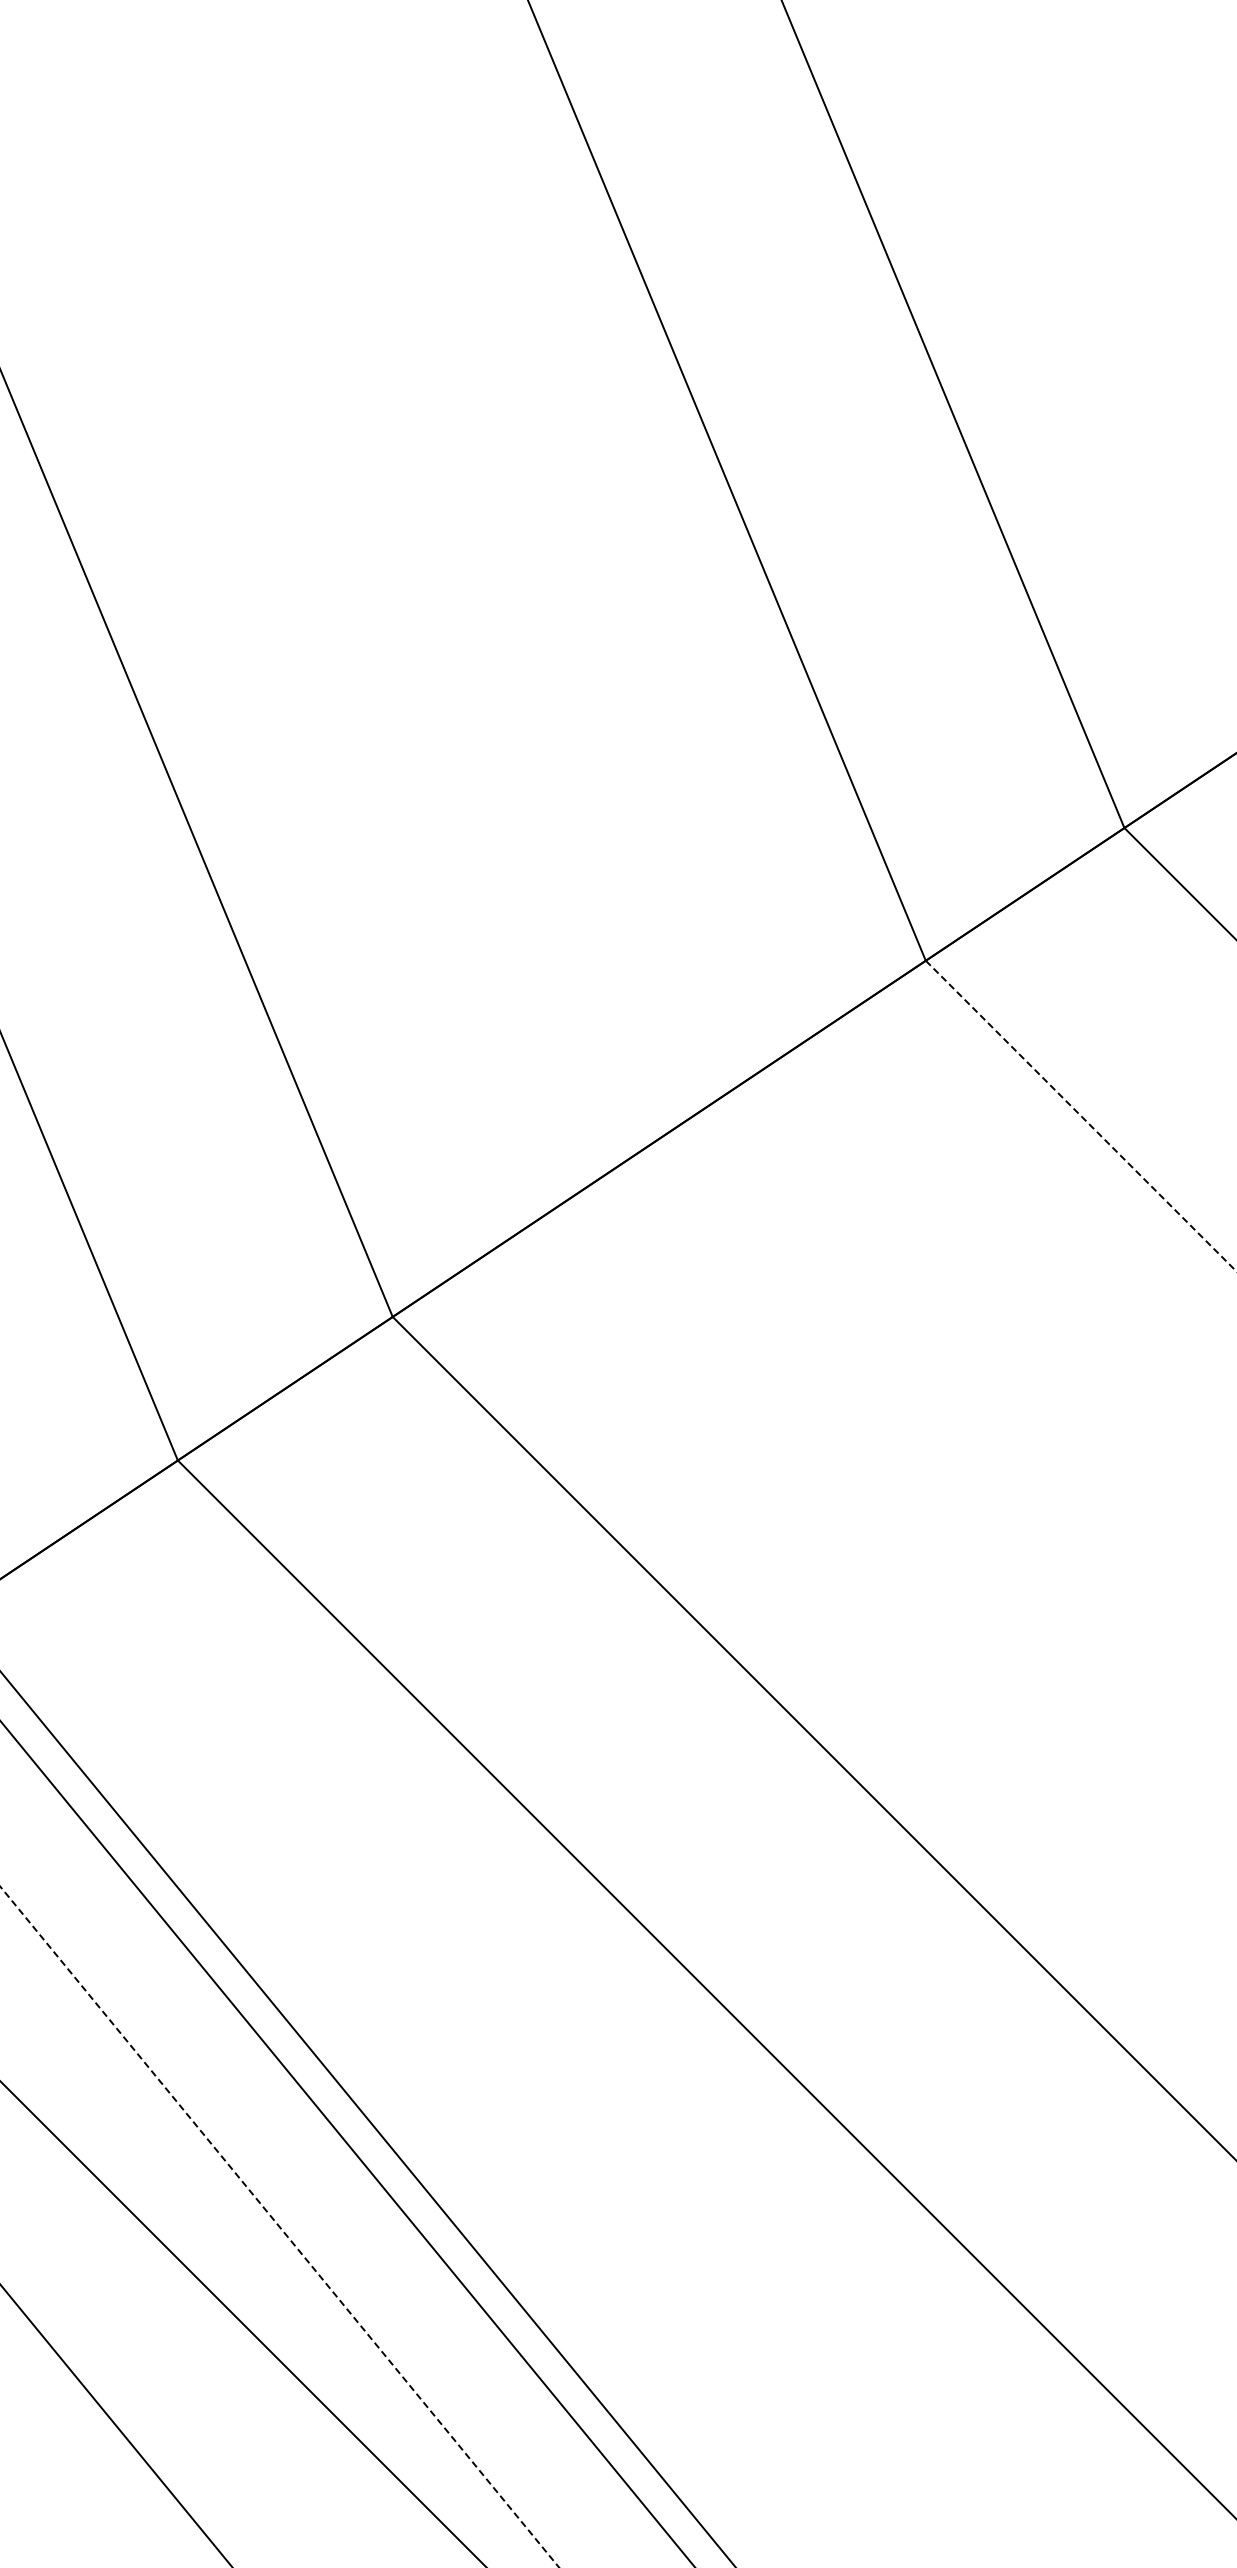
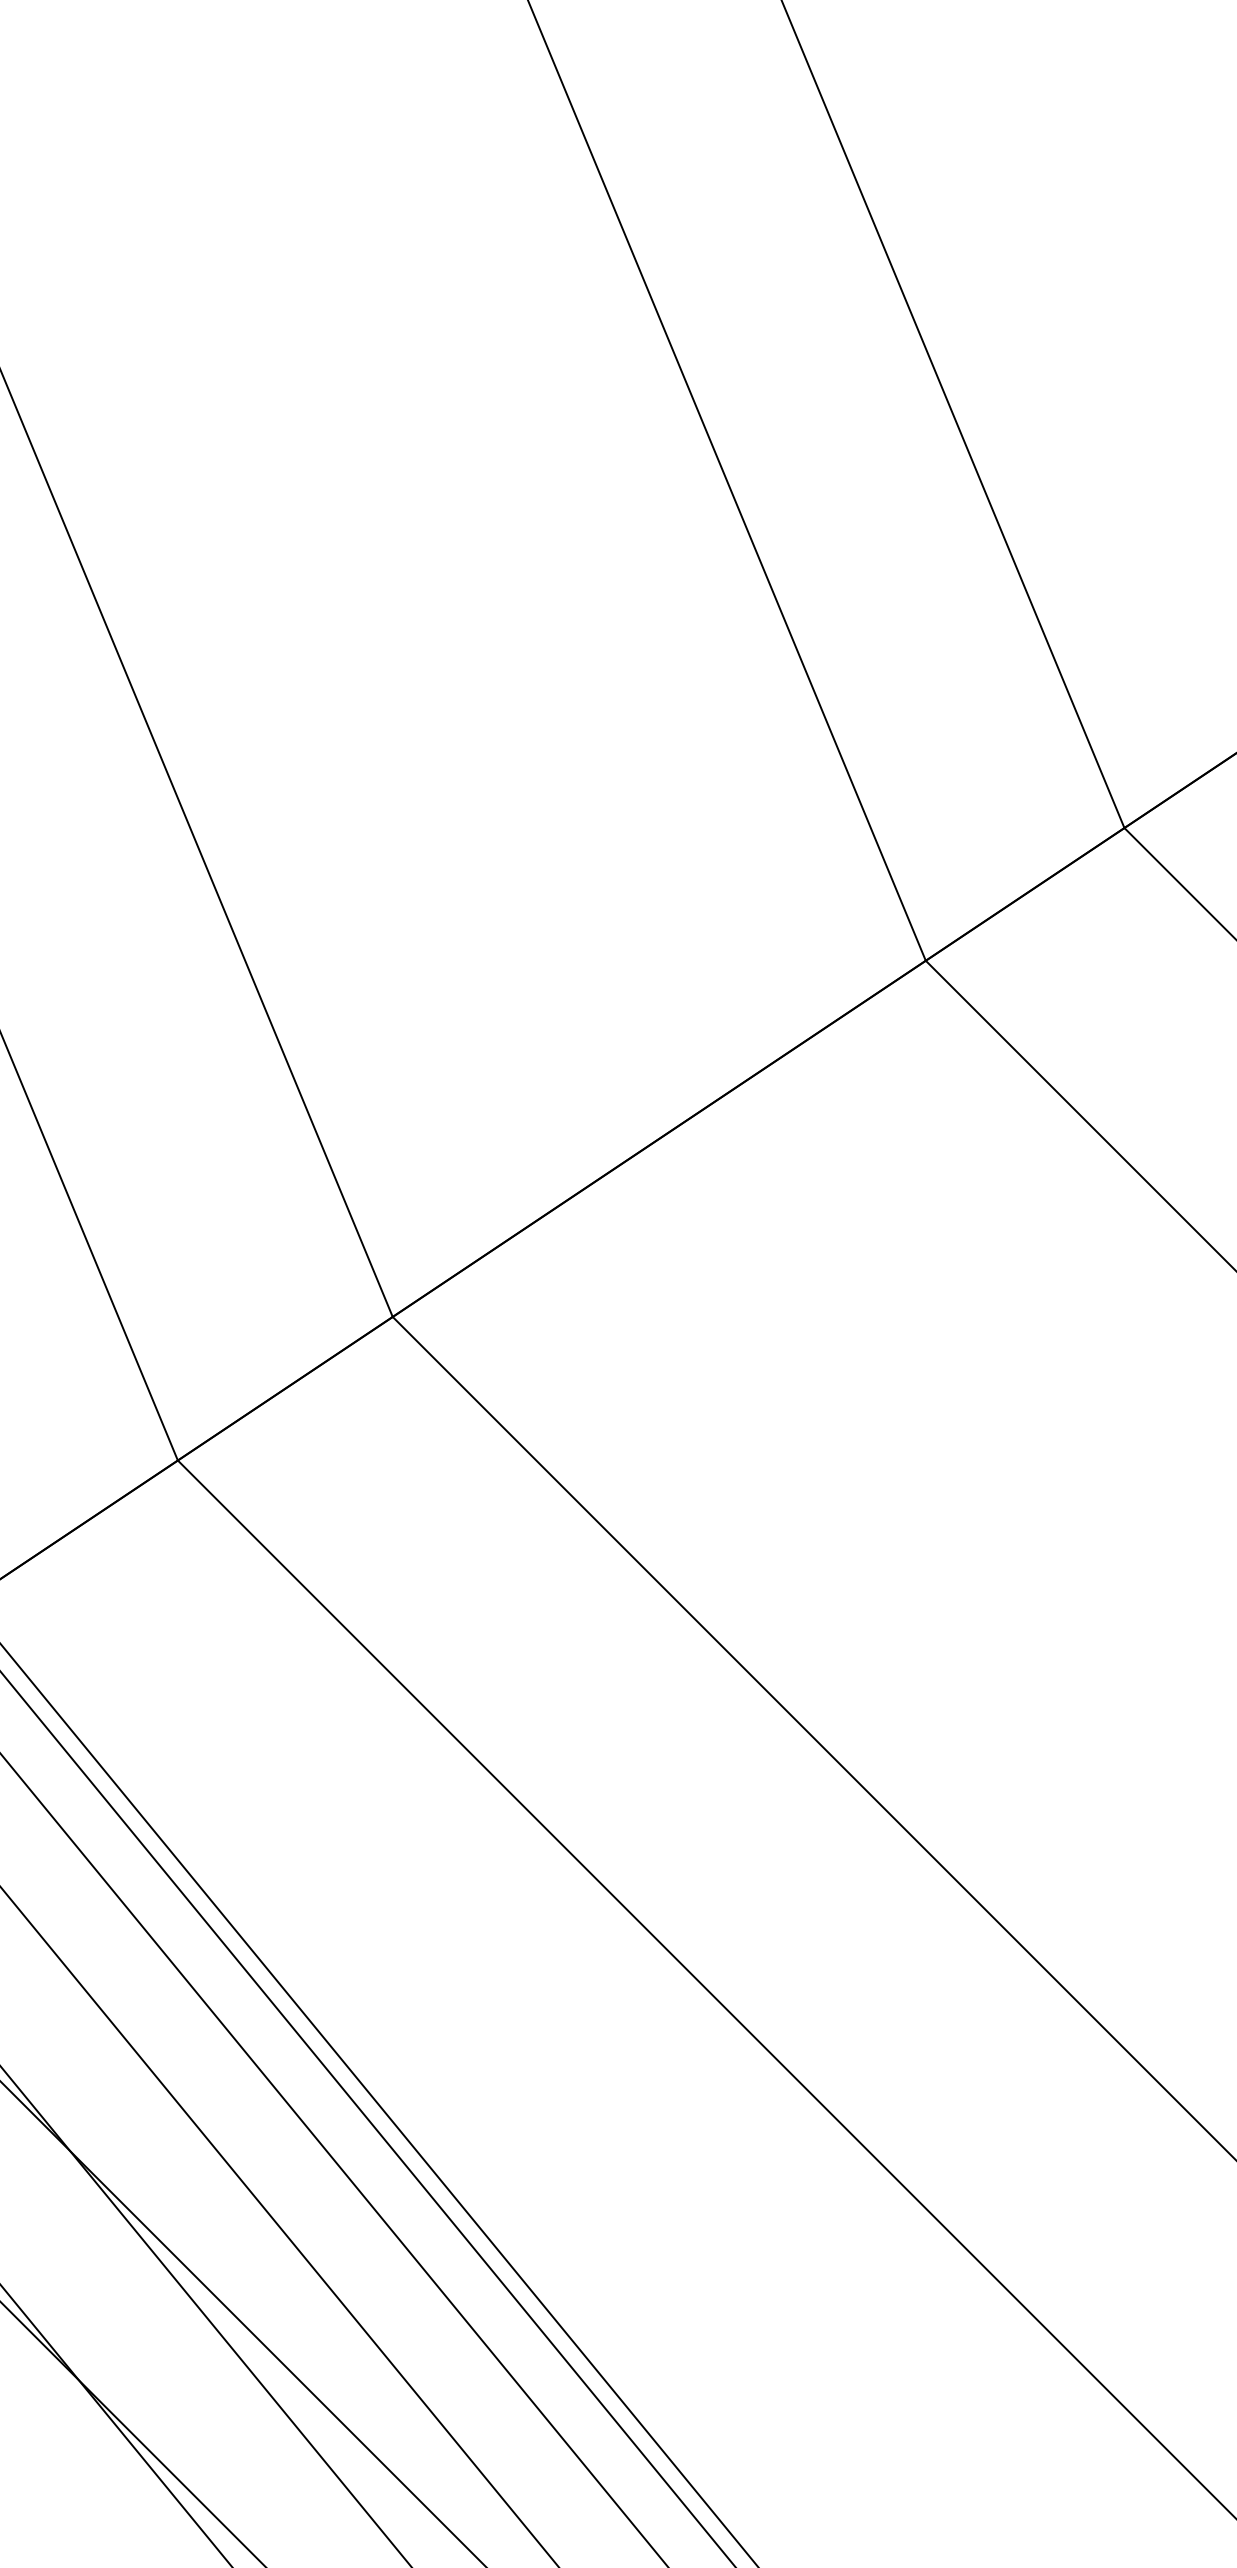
line: dashed -> solid (1081, 1116)
line: none -> present (379, 2105)
line position: (347, 2143) -> (334, 2160) (334, 2160)
line: dashed -> solid (280, 2227)
line: none -> present (205, 2316)
line: none -> present (132, 2433)
